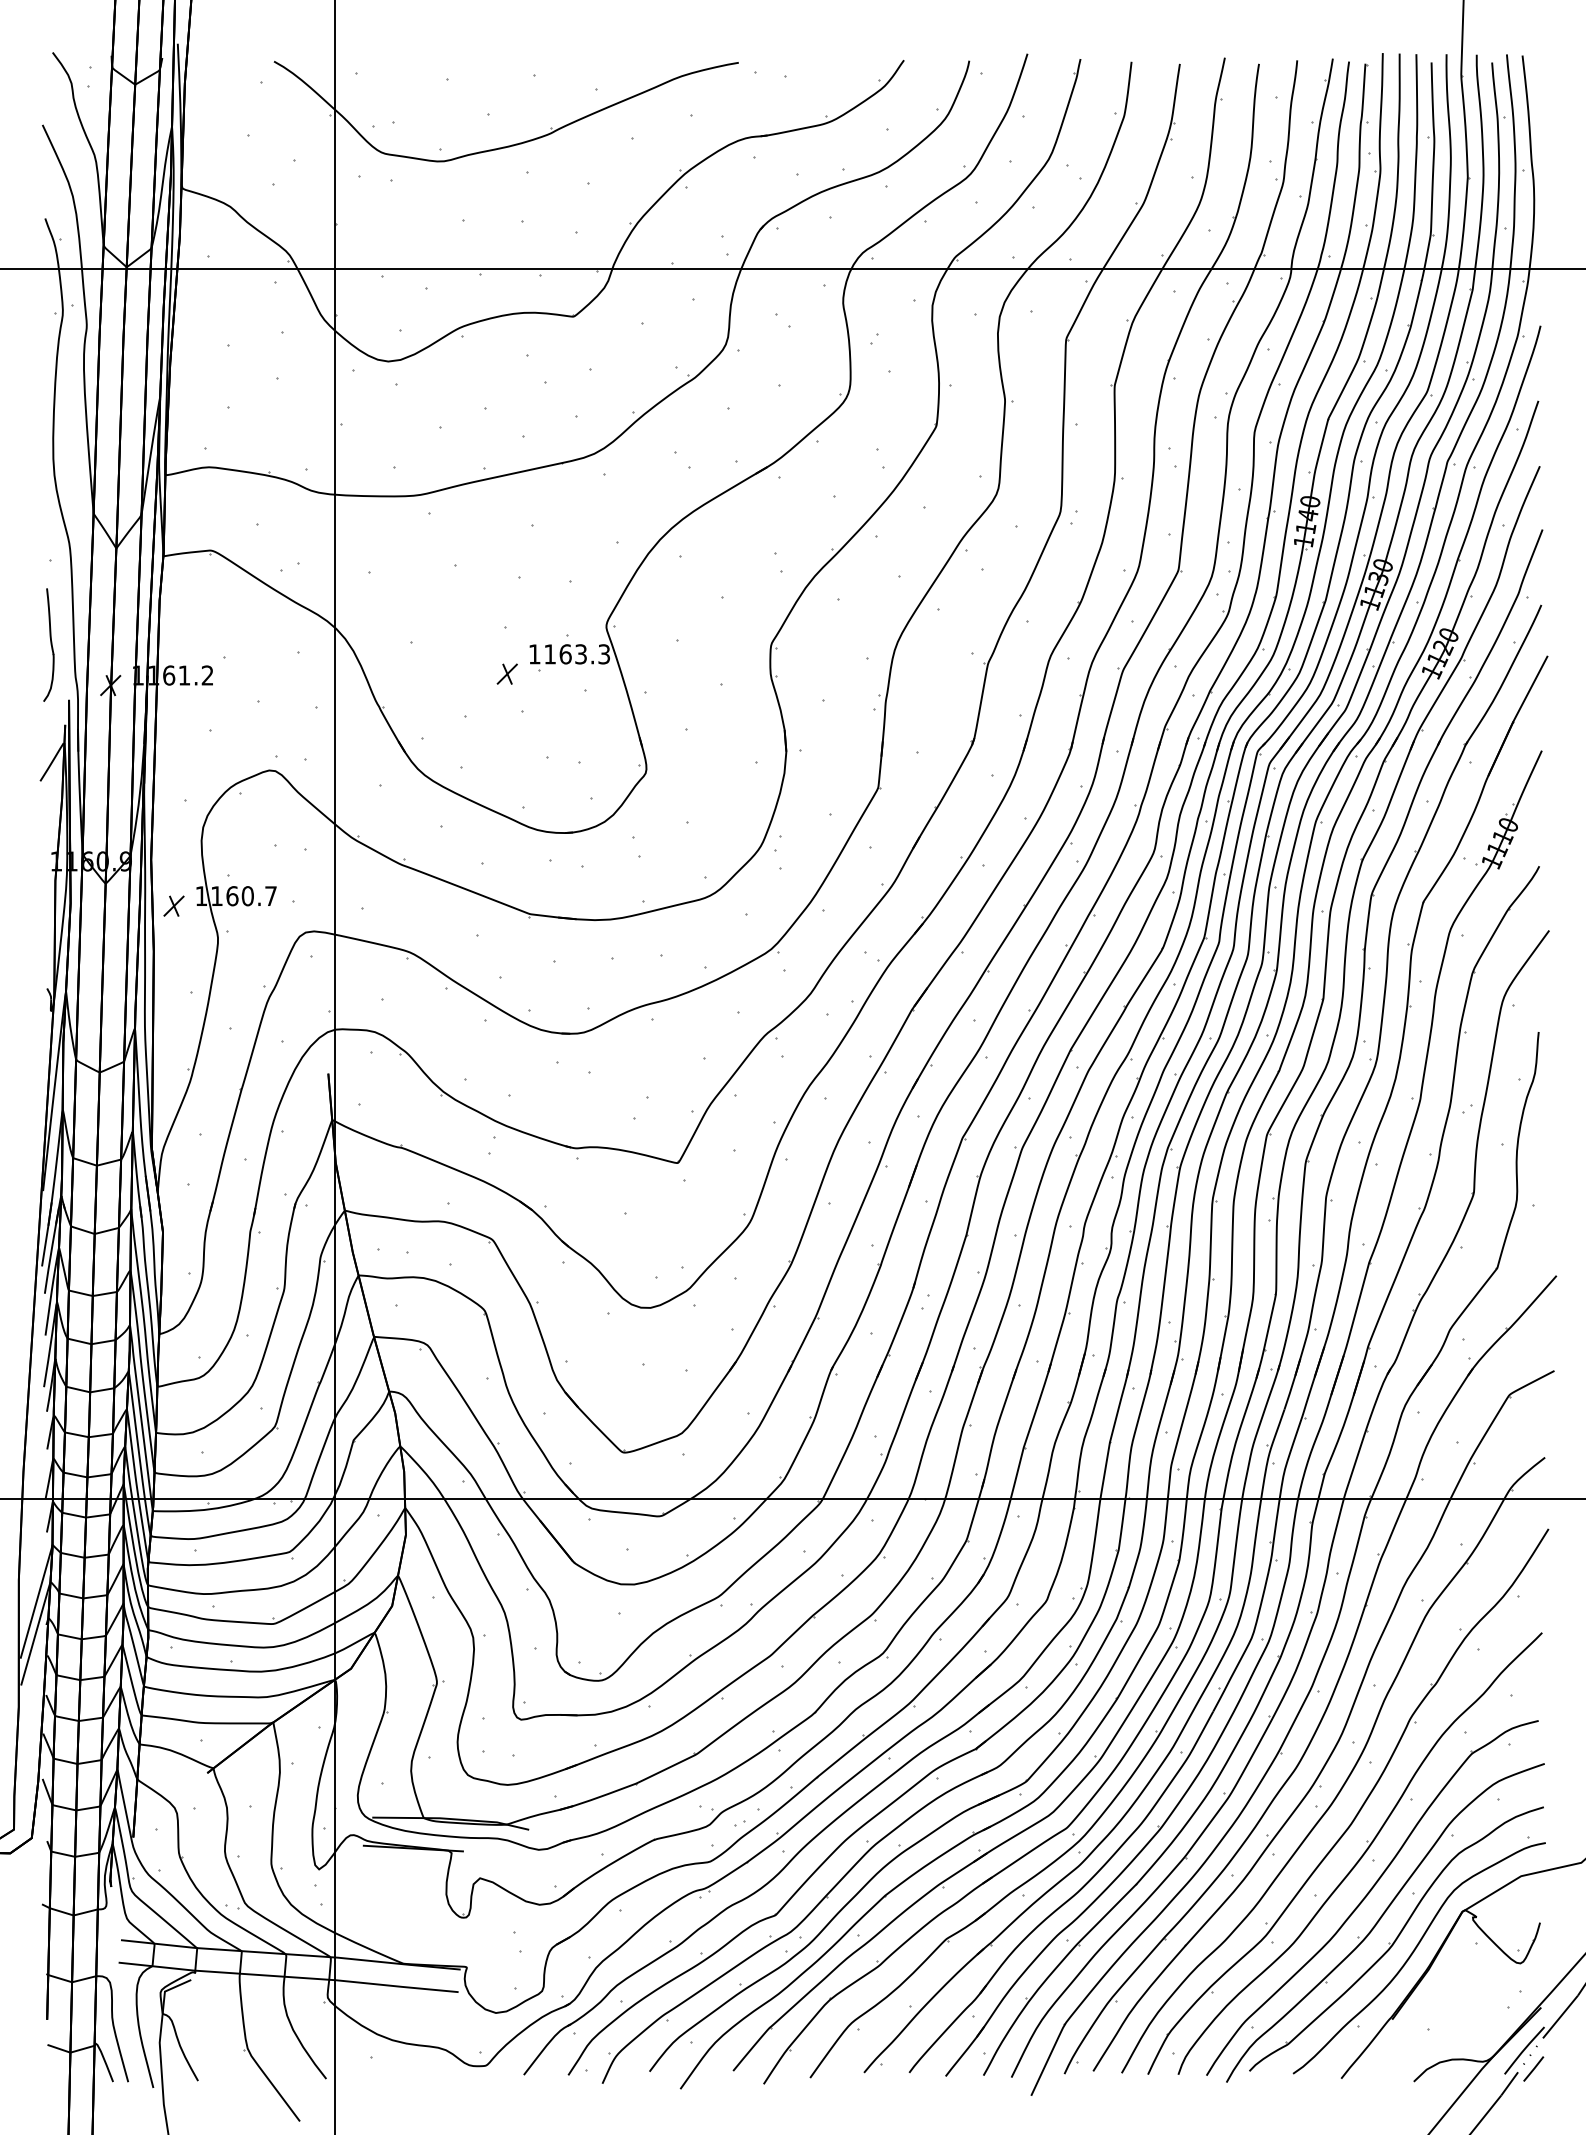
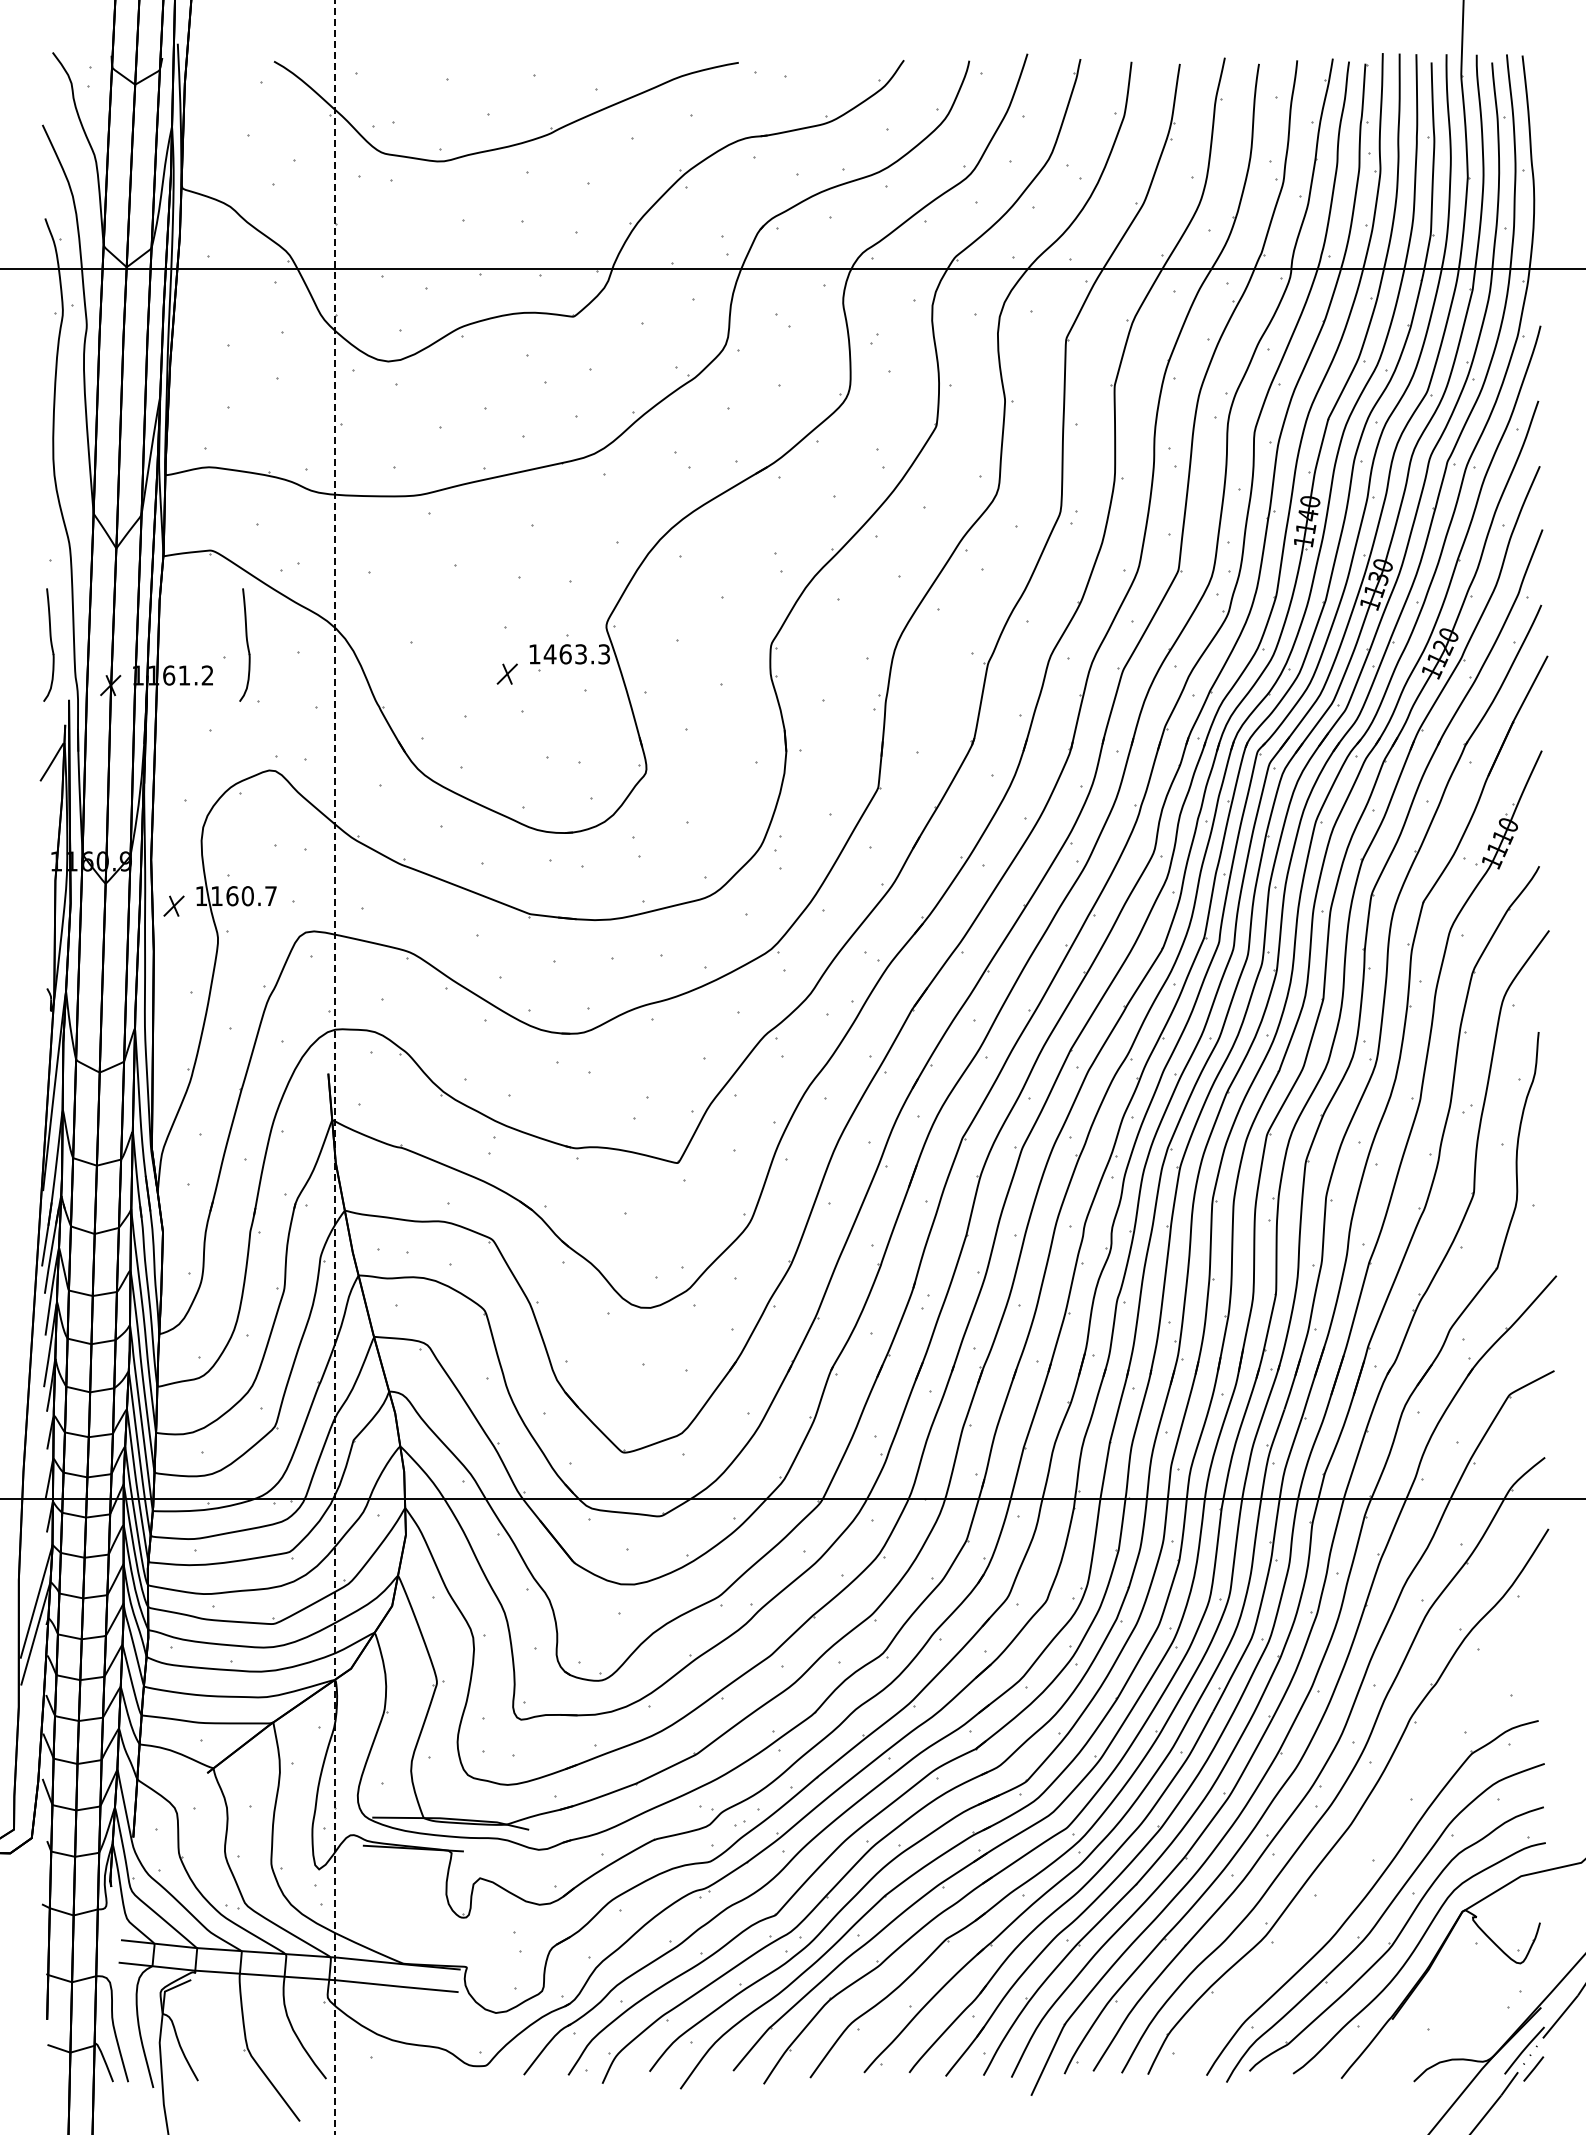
part: none -> present (244, 644)
text: 1163.3 -> 1463.3 (549, 654)
line: solid -> dashed (335, 1068)
part: present -> none (1359, 1853)
